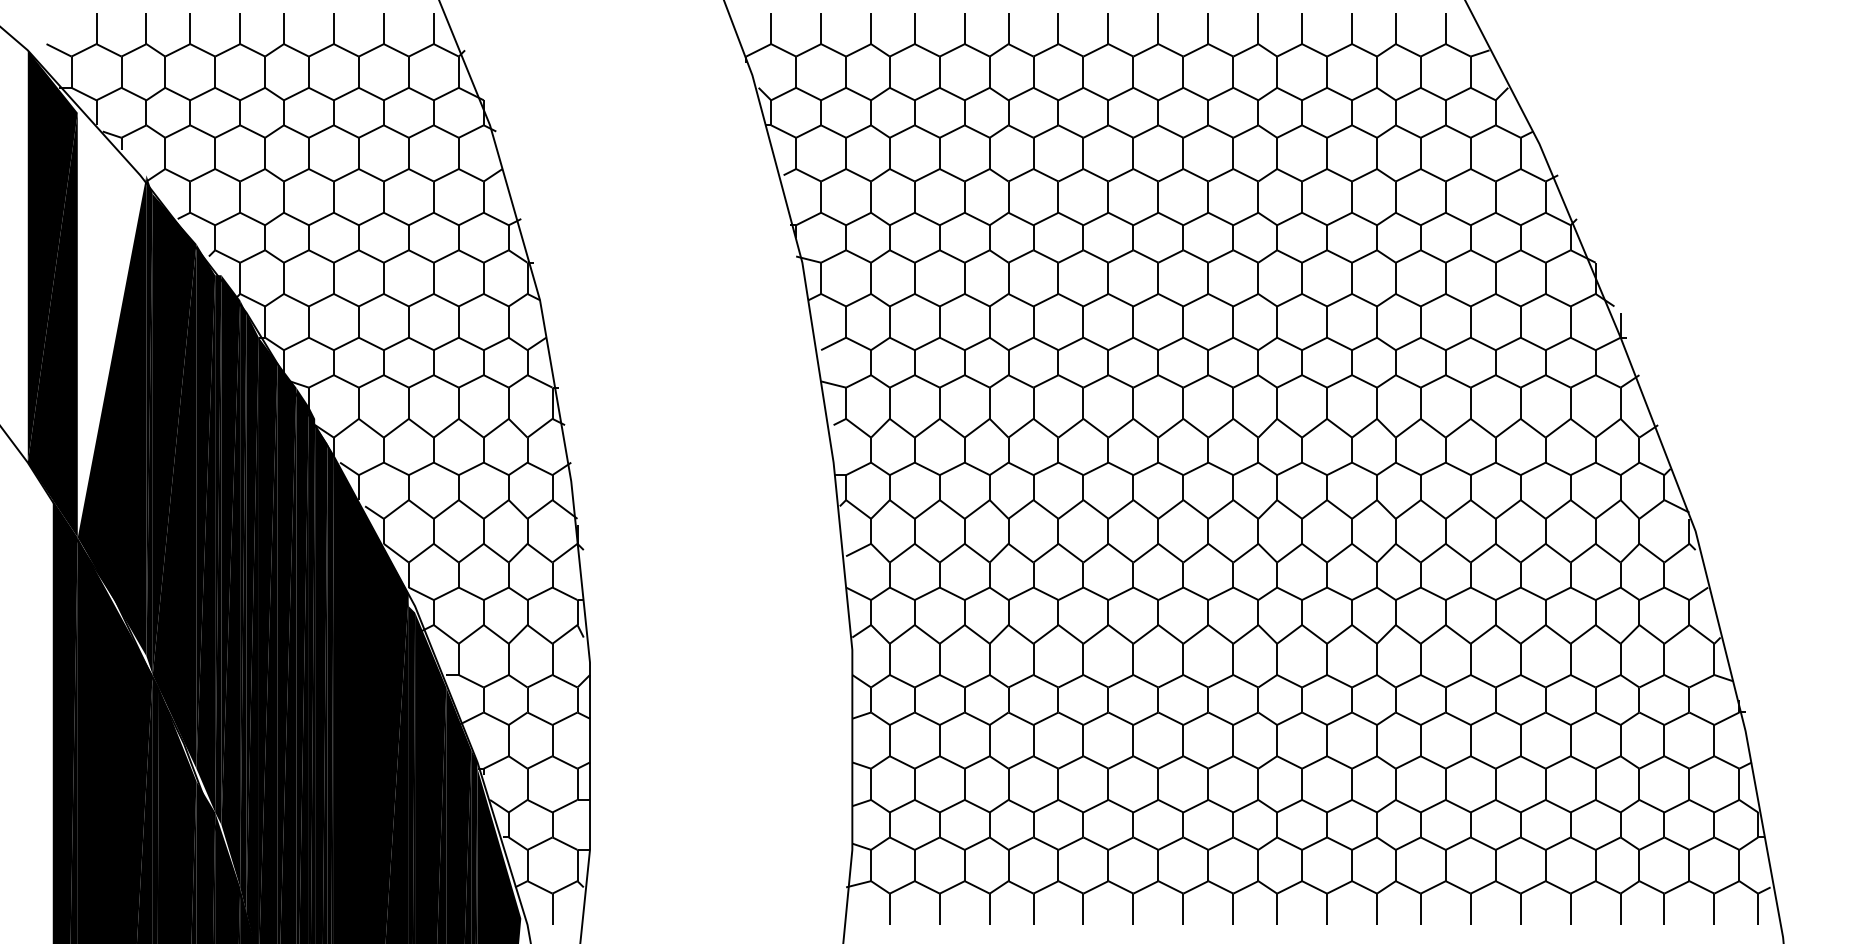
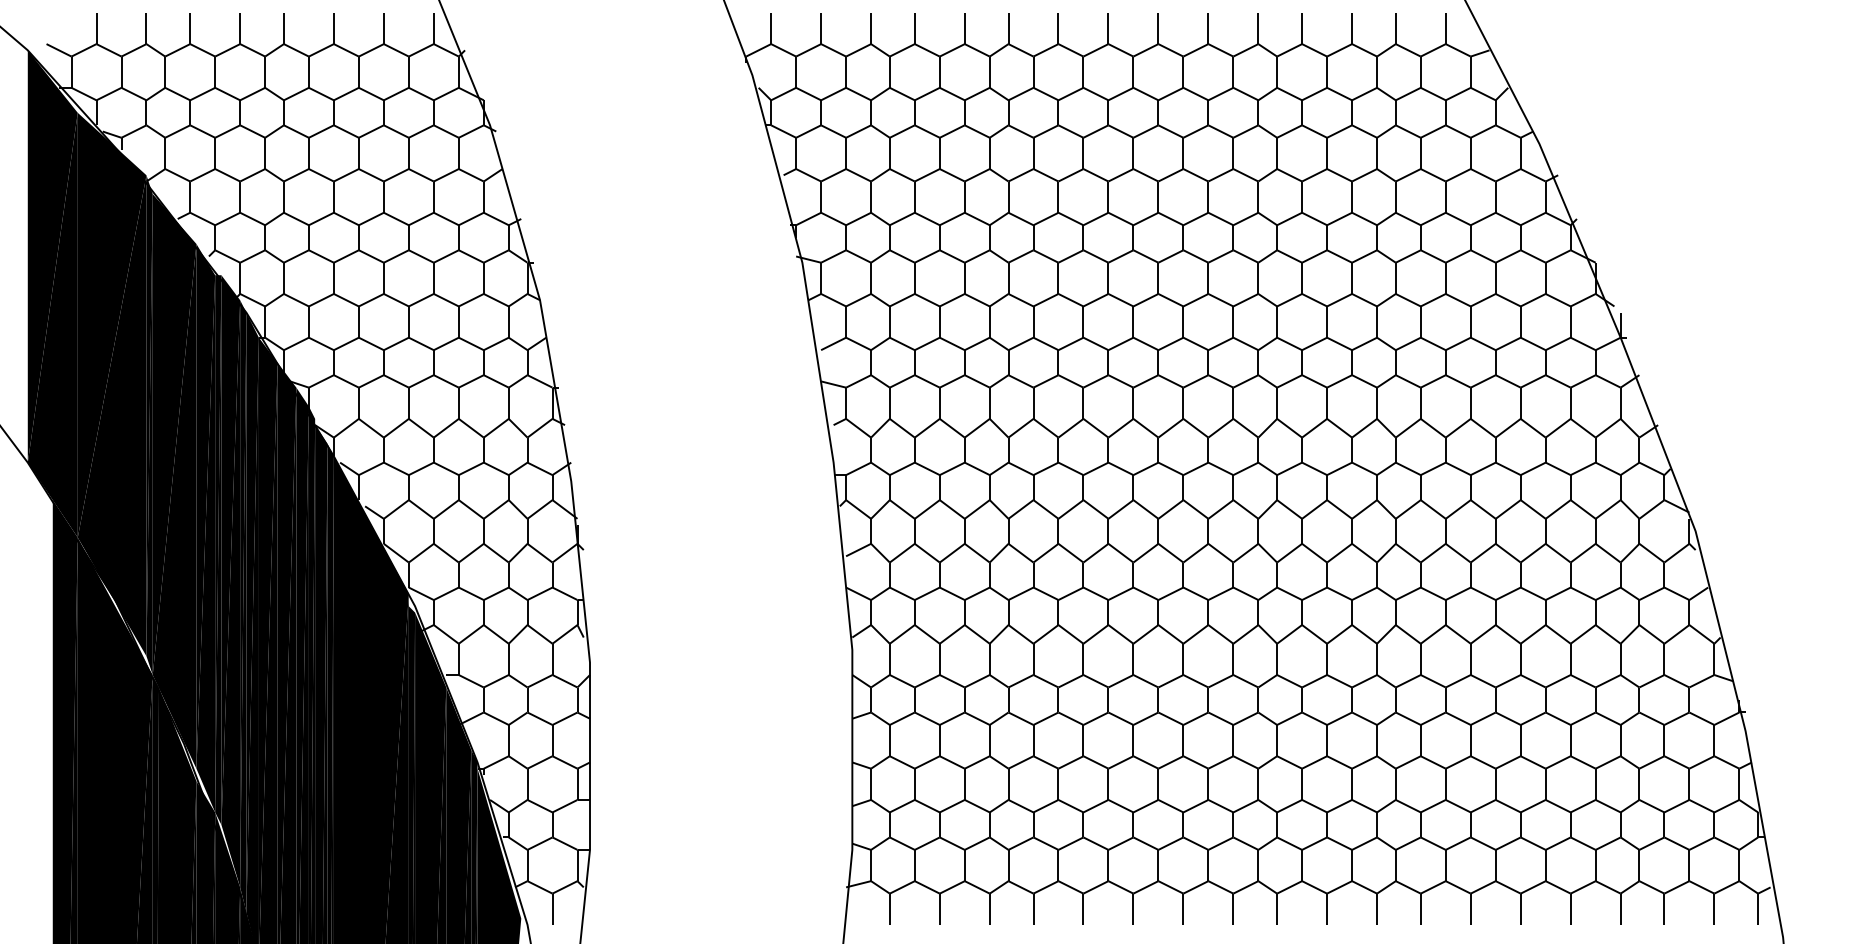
fill: none -> present (111, 324)
